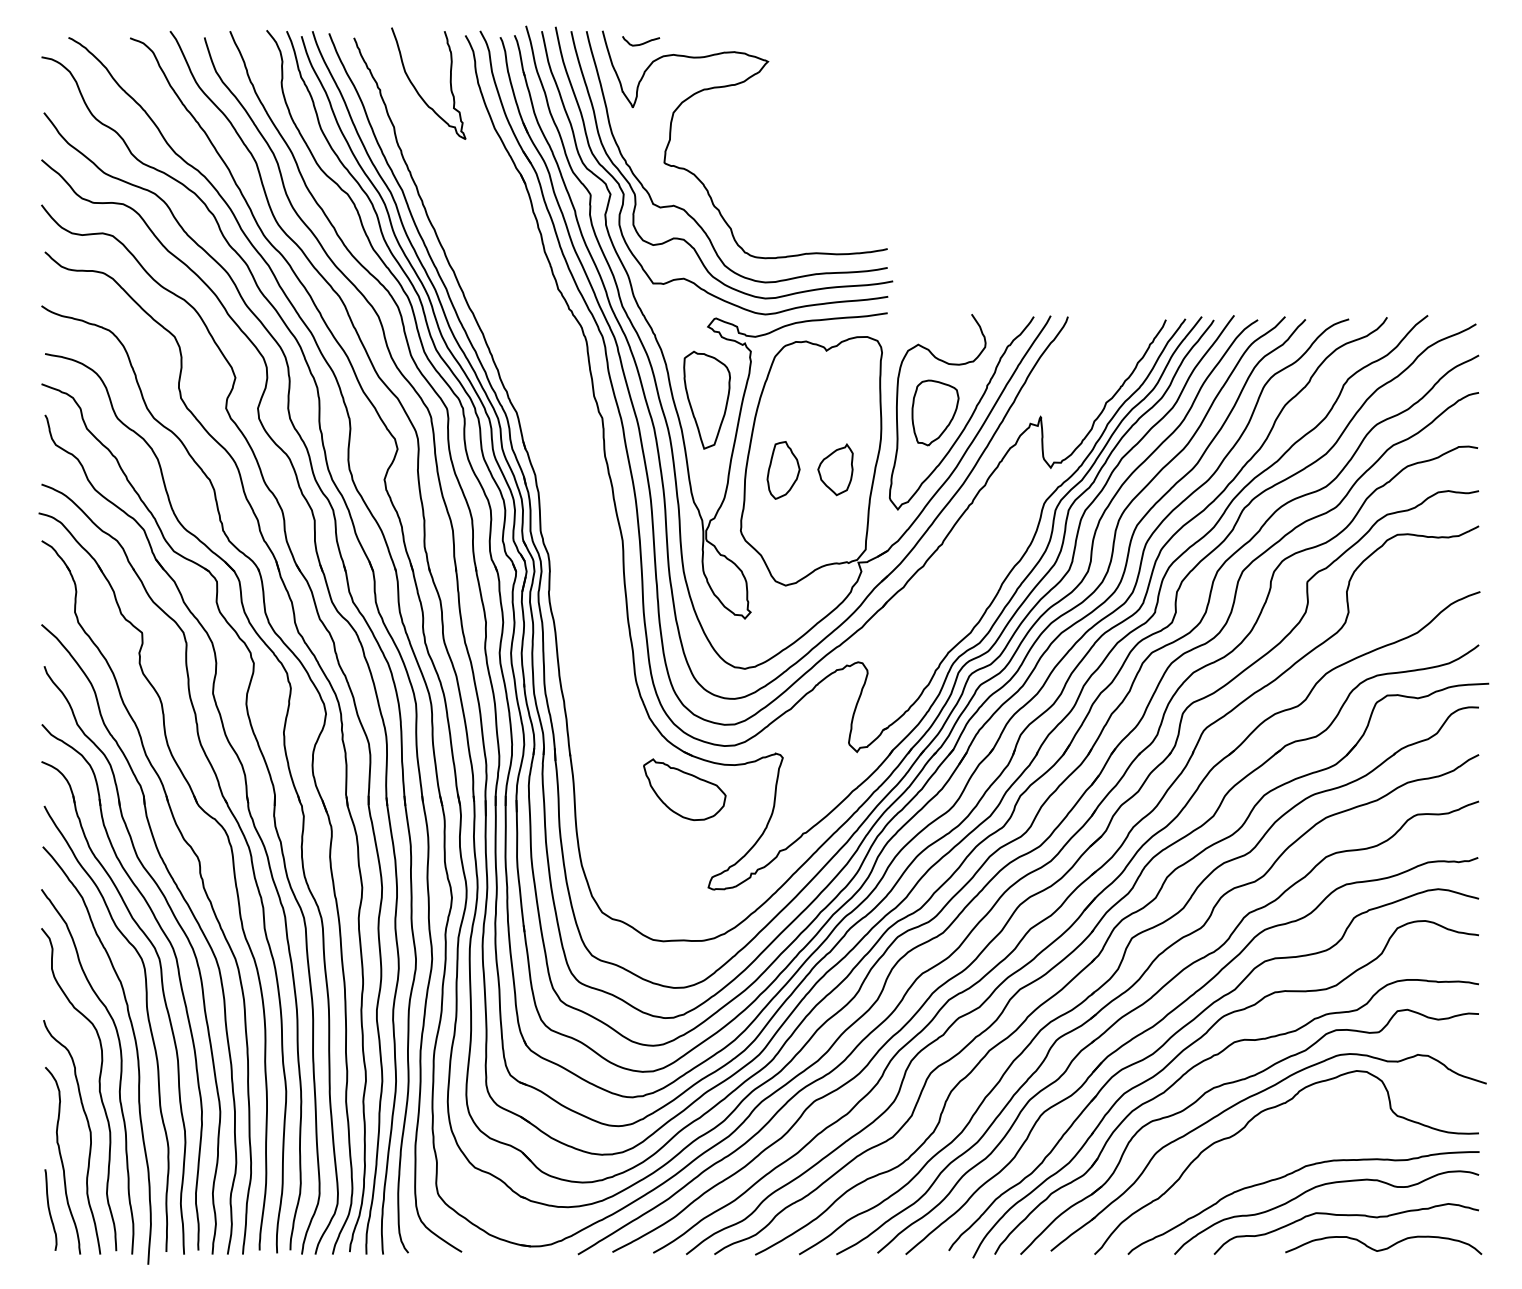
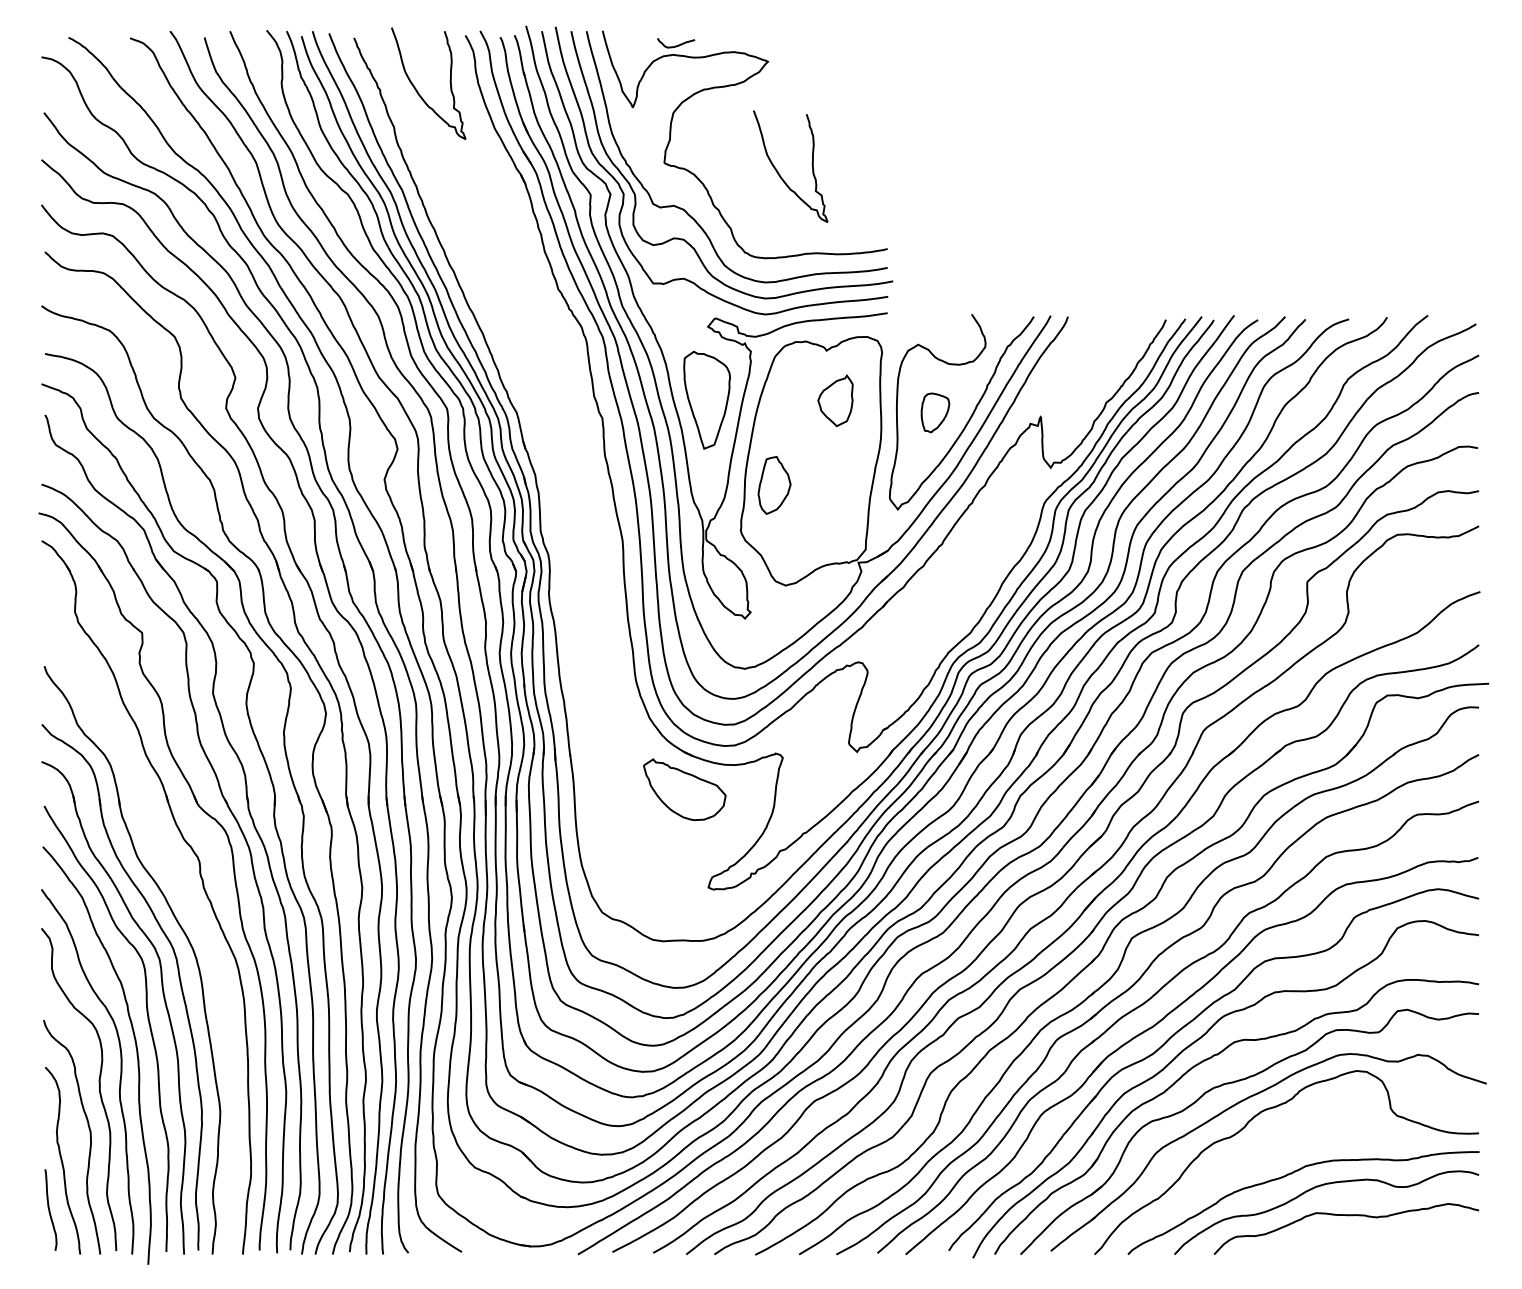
curve position: (641, 43) -> (676, 45) (676, 45)
curve: none -> present (780, 174)
part size: 49x68 px -> 31x42 px (935, 412)
part position: (835, 469) -> (835, 400) (835, 400)
part position: (783, 470) -> (774, 485) (774, 485)
part: present -> none (188, 908)
curve: present -> none (1383, 1248)
